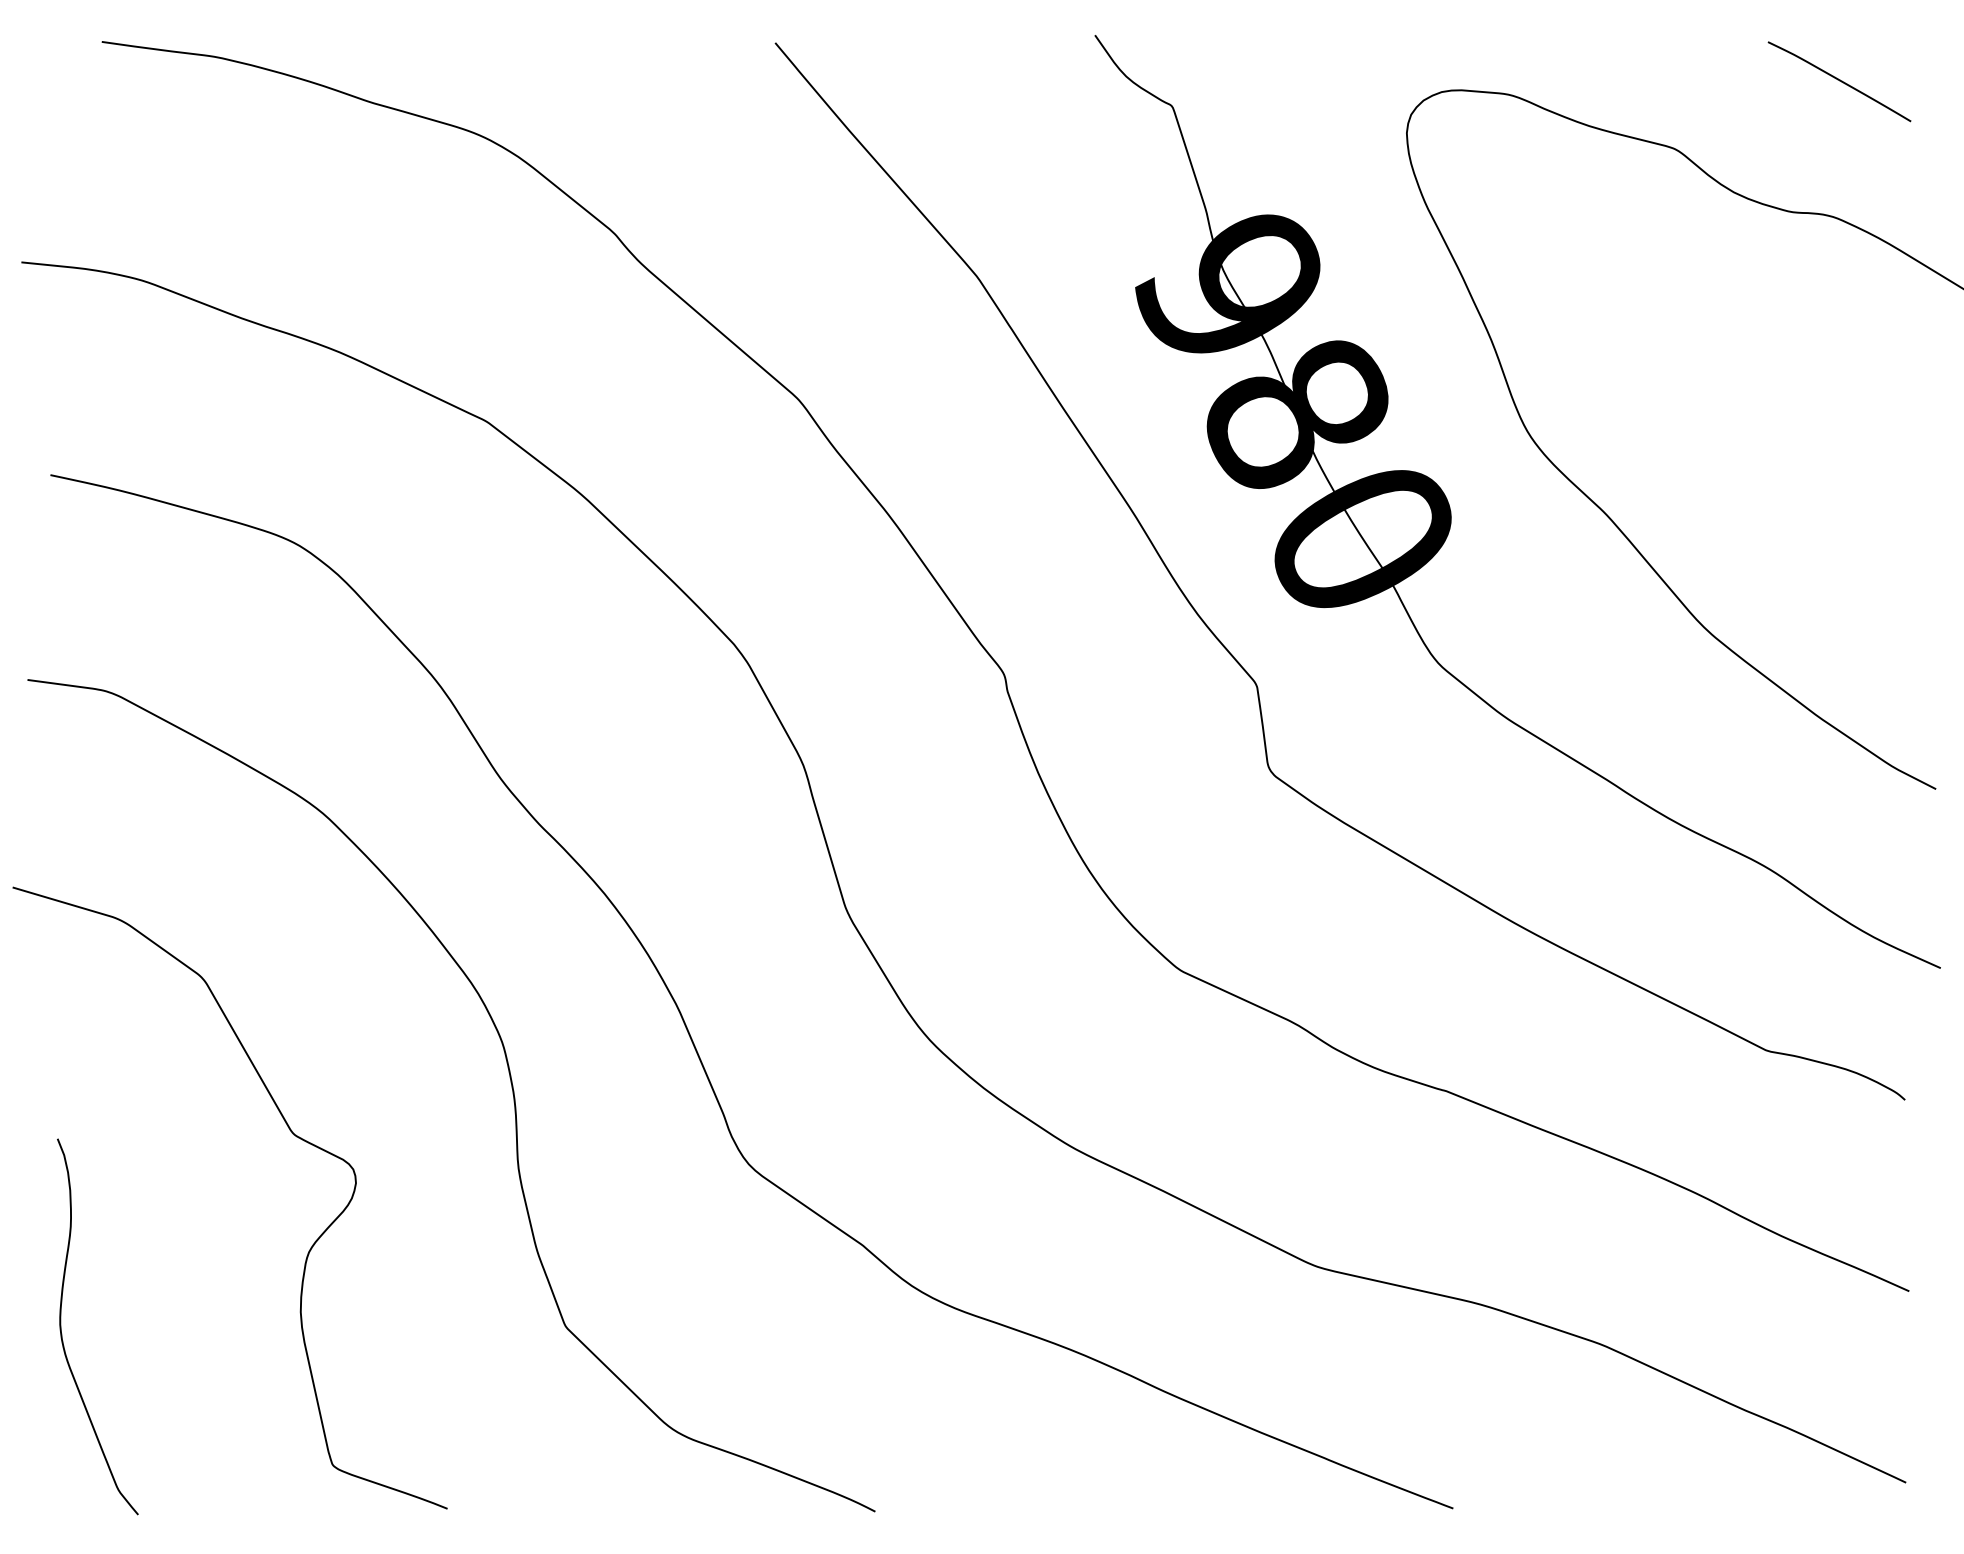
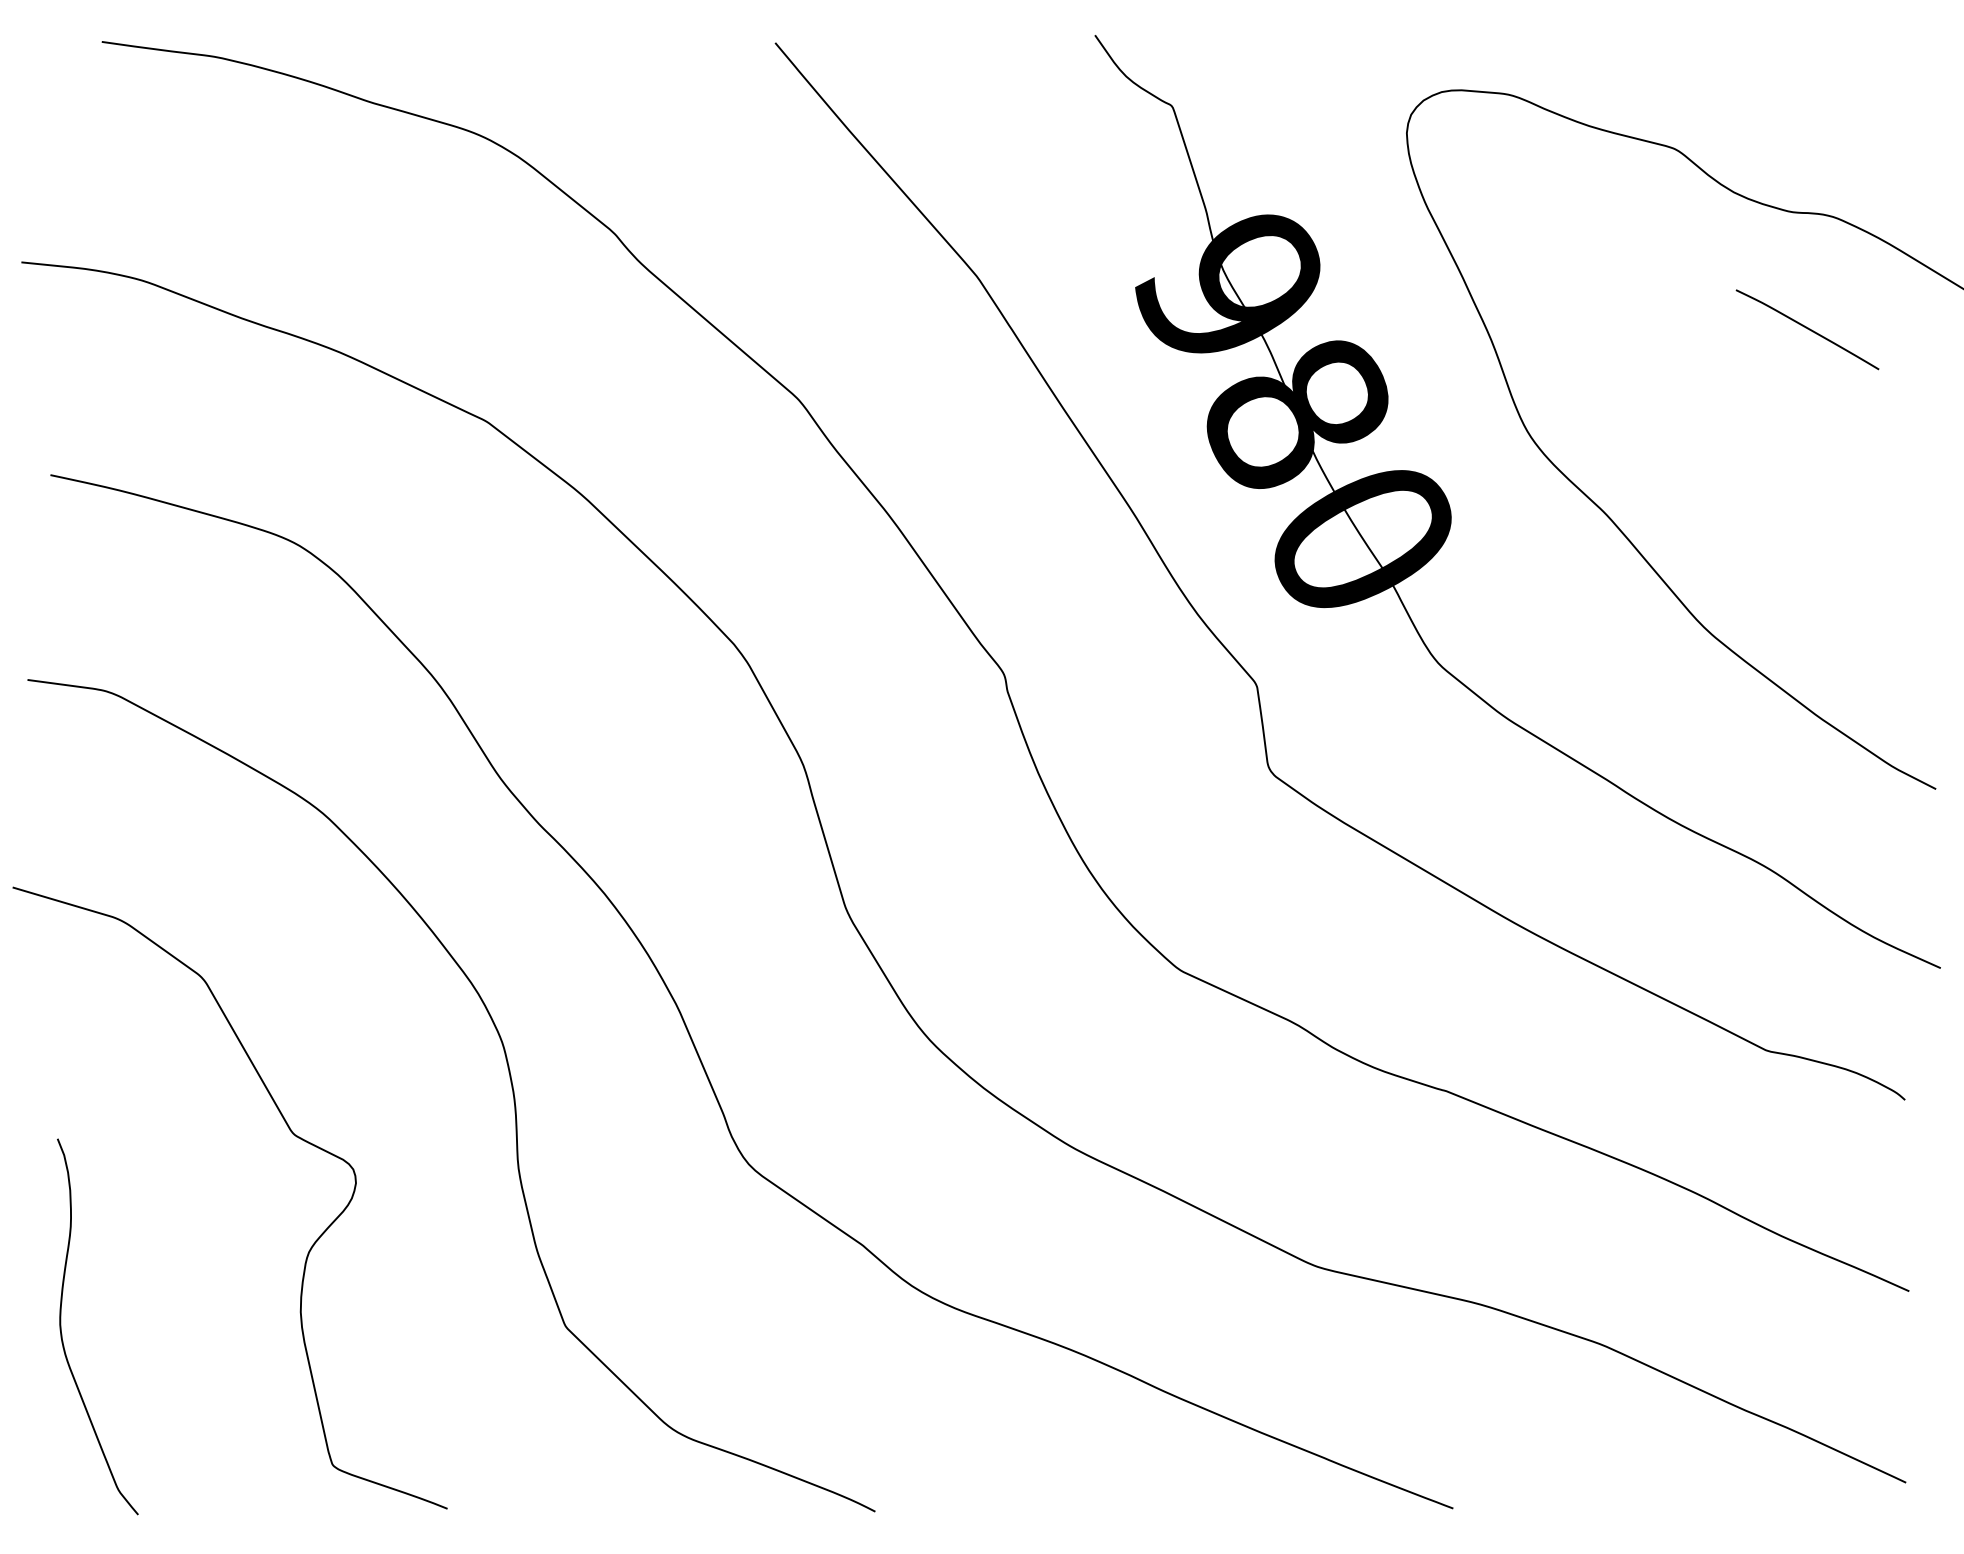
curve position: (1839, 81) -> (1807, 329) (1807, 329)
